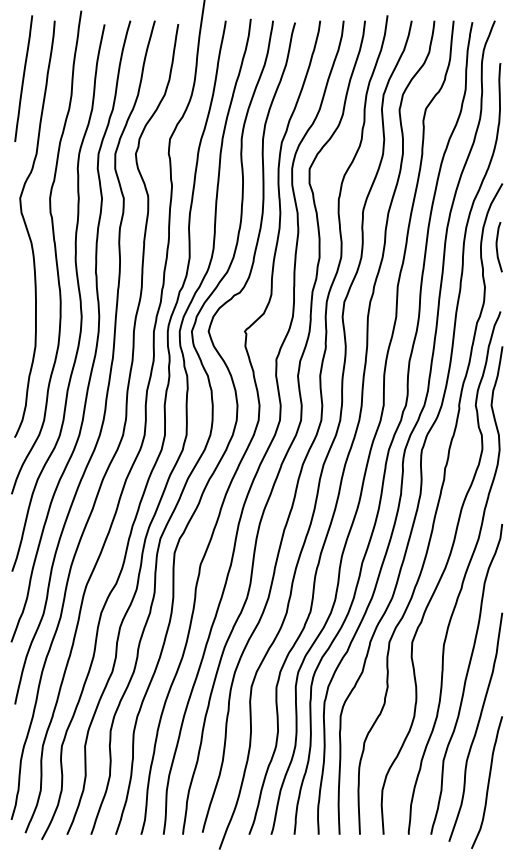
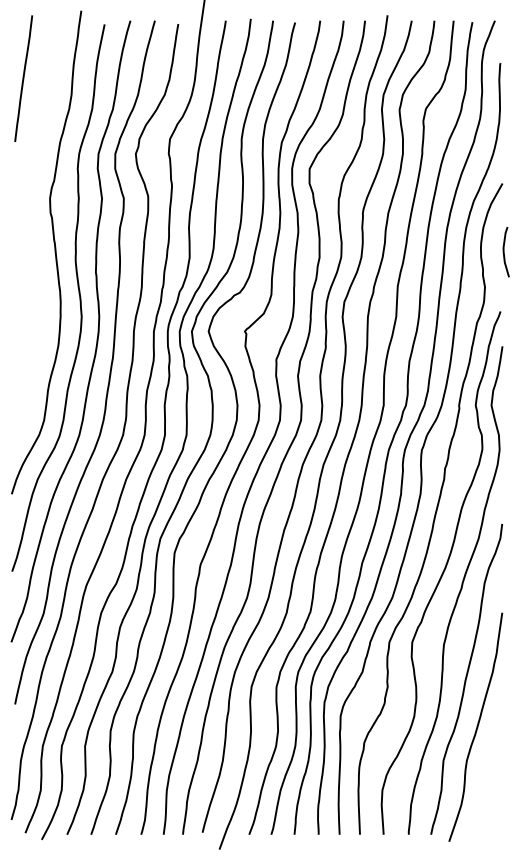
curve: present -> none (28, 229)
curve position: (497, 247) -> (504, 252) (504, 252)
curve: present -> none (487, 782)
